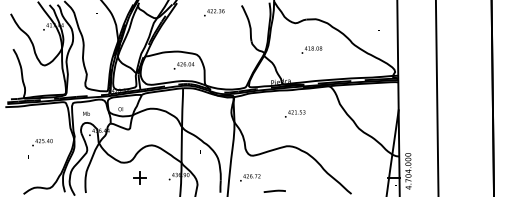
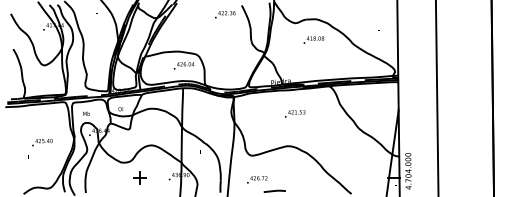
text position: (214, 12) -> (225, 14) (225, 14)
text position: (311, 49) -> (313, 39) (313, 39)
text position: (250, 177) -> (257, 179) (257, 179)
